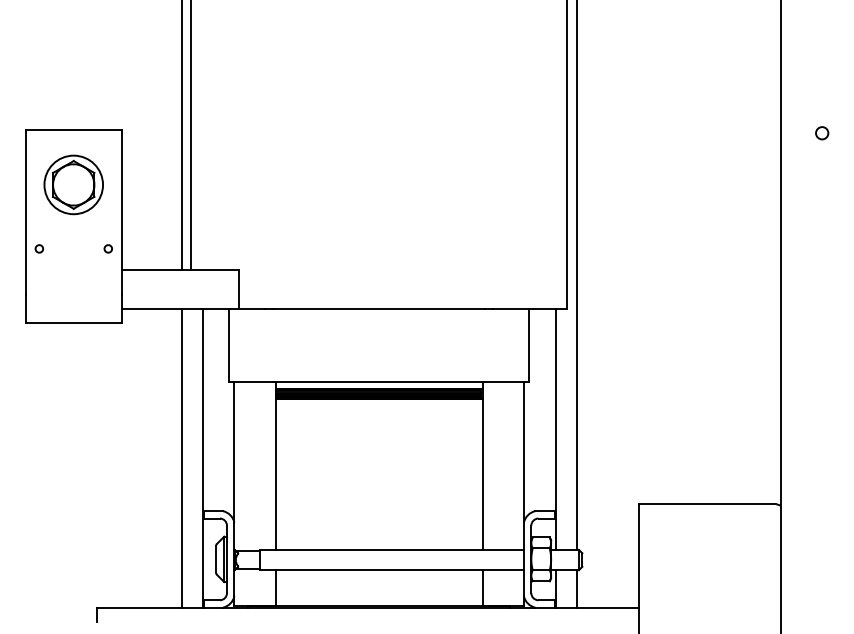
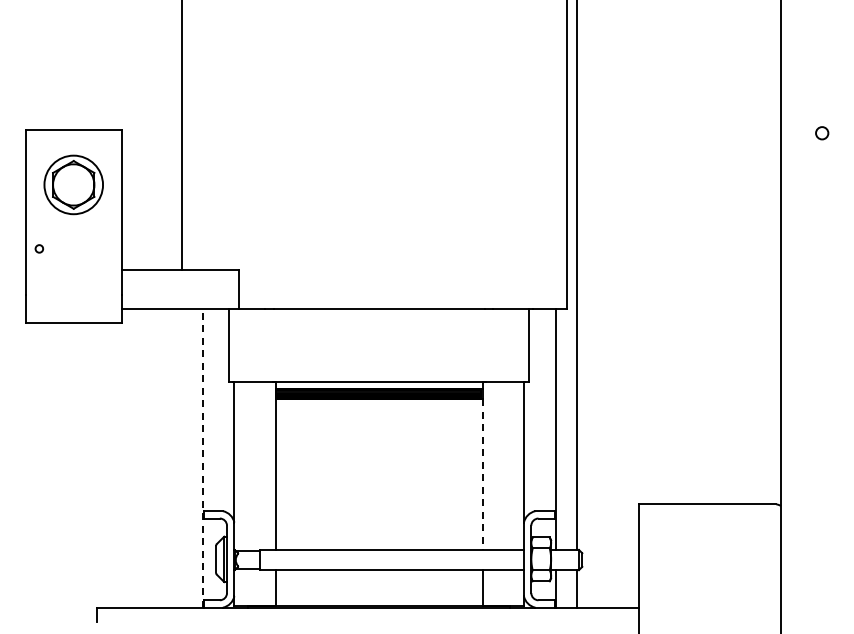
line: present -> none (191, 136)
circle: present -> none (107, 248)
line: solid -> dashed (202, 457)
line: present -> none (182, 458)
line: solid -> dashed (482, 475)
